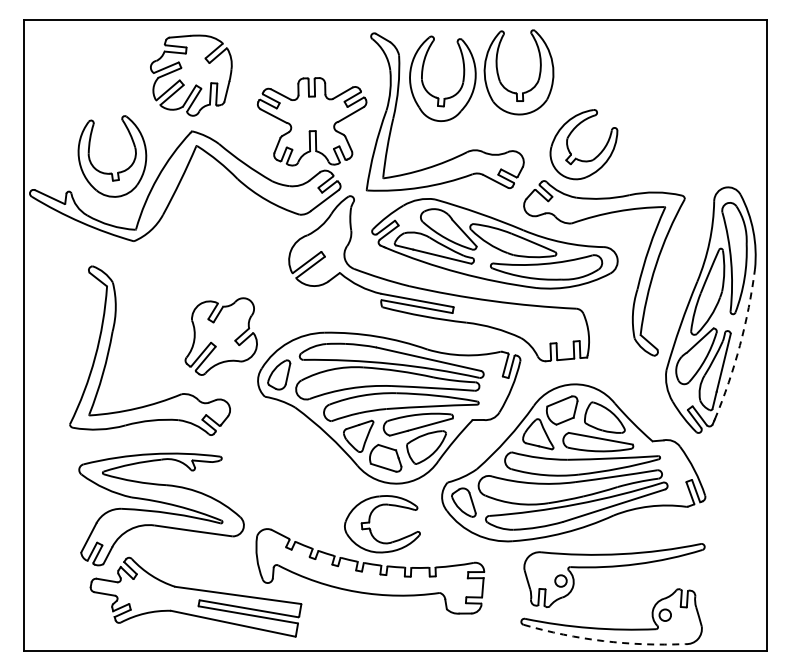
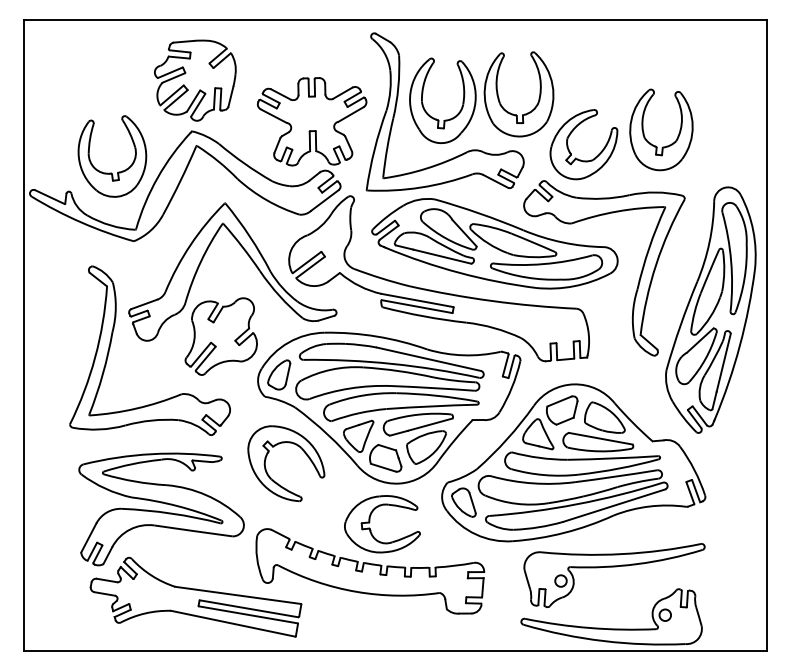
part position: (191, 75) -> (195, 80) (195, 80)
part position: (481, 75) -> (481, 97) (481, 97)
part: none -> present (666, 145)
part: none -> present (249, 258)
arc: dashed -> solid (739, 345)
part: none -> present (284, 443)
arc: dashed -> solid (603, 641)
